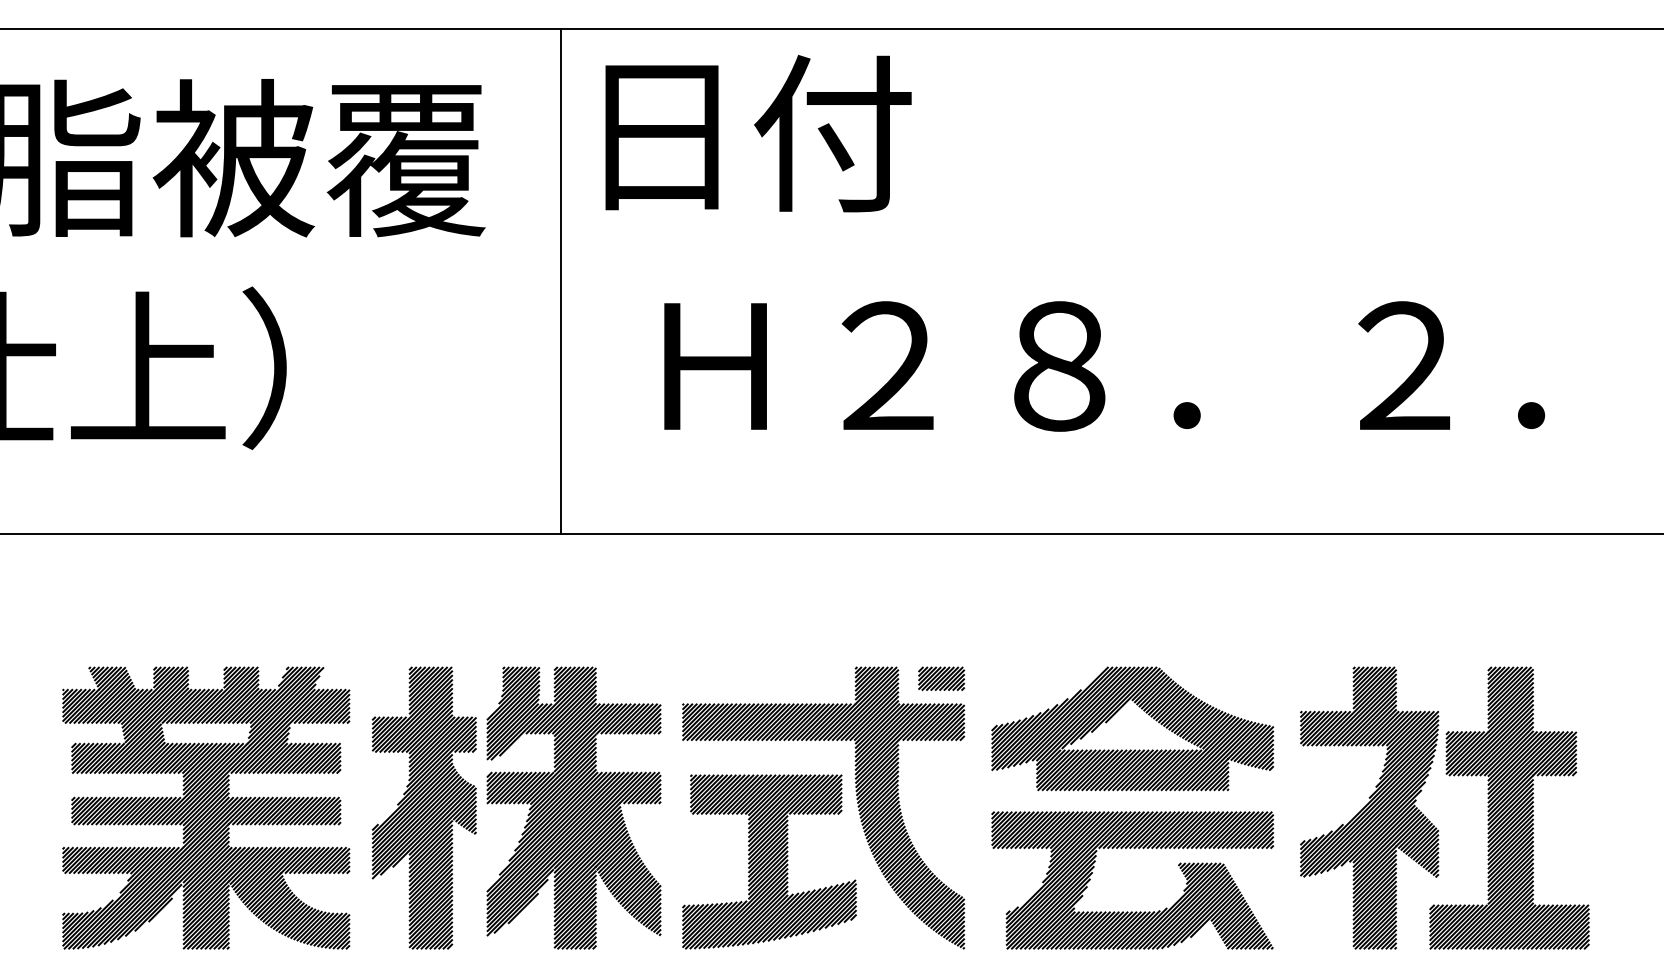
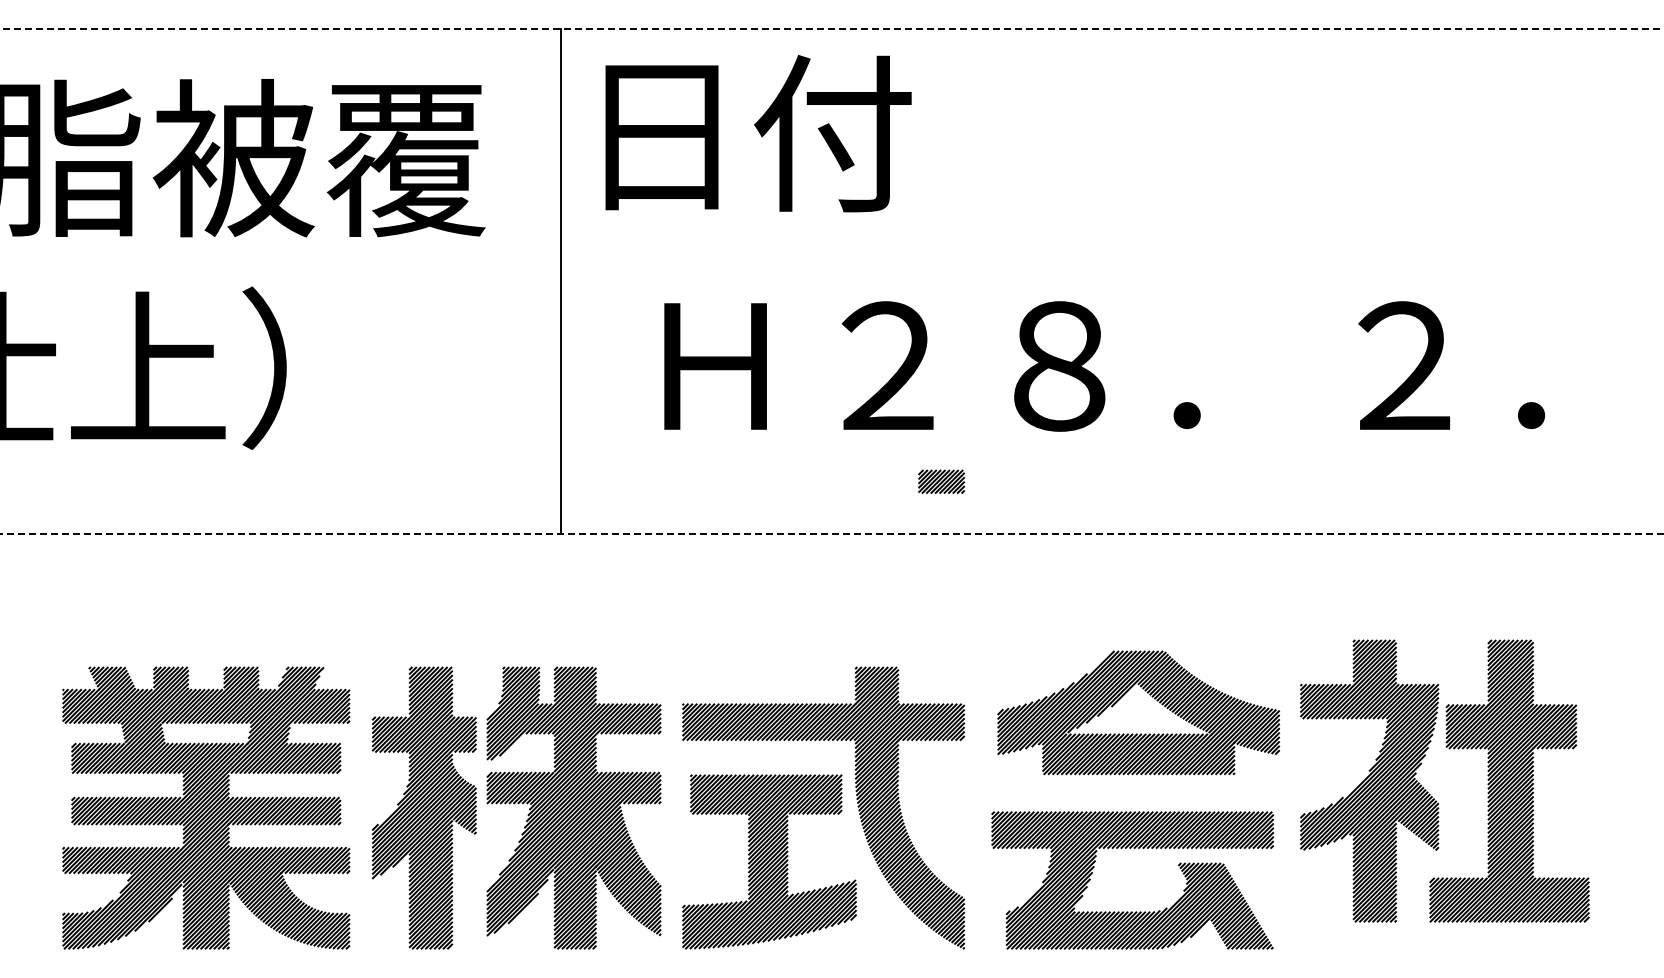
line: solid -> dashed (833, 29)
line: solid -> dashed (832, 534)
part position: (941, 678) -> (941, 481) (941, 481)
part position: (1132, 728) -> (1138, 712) (1138, 712)
part position: (1430, 821) -> (1430, 794) (1430, 794)
